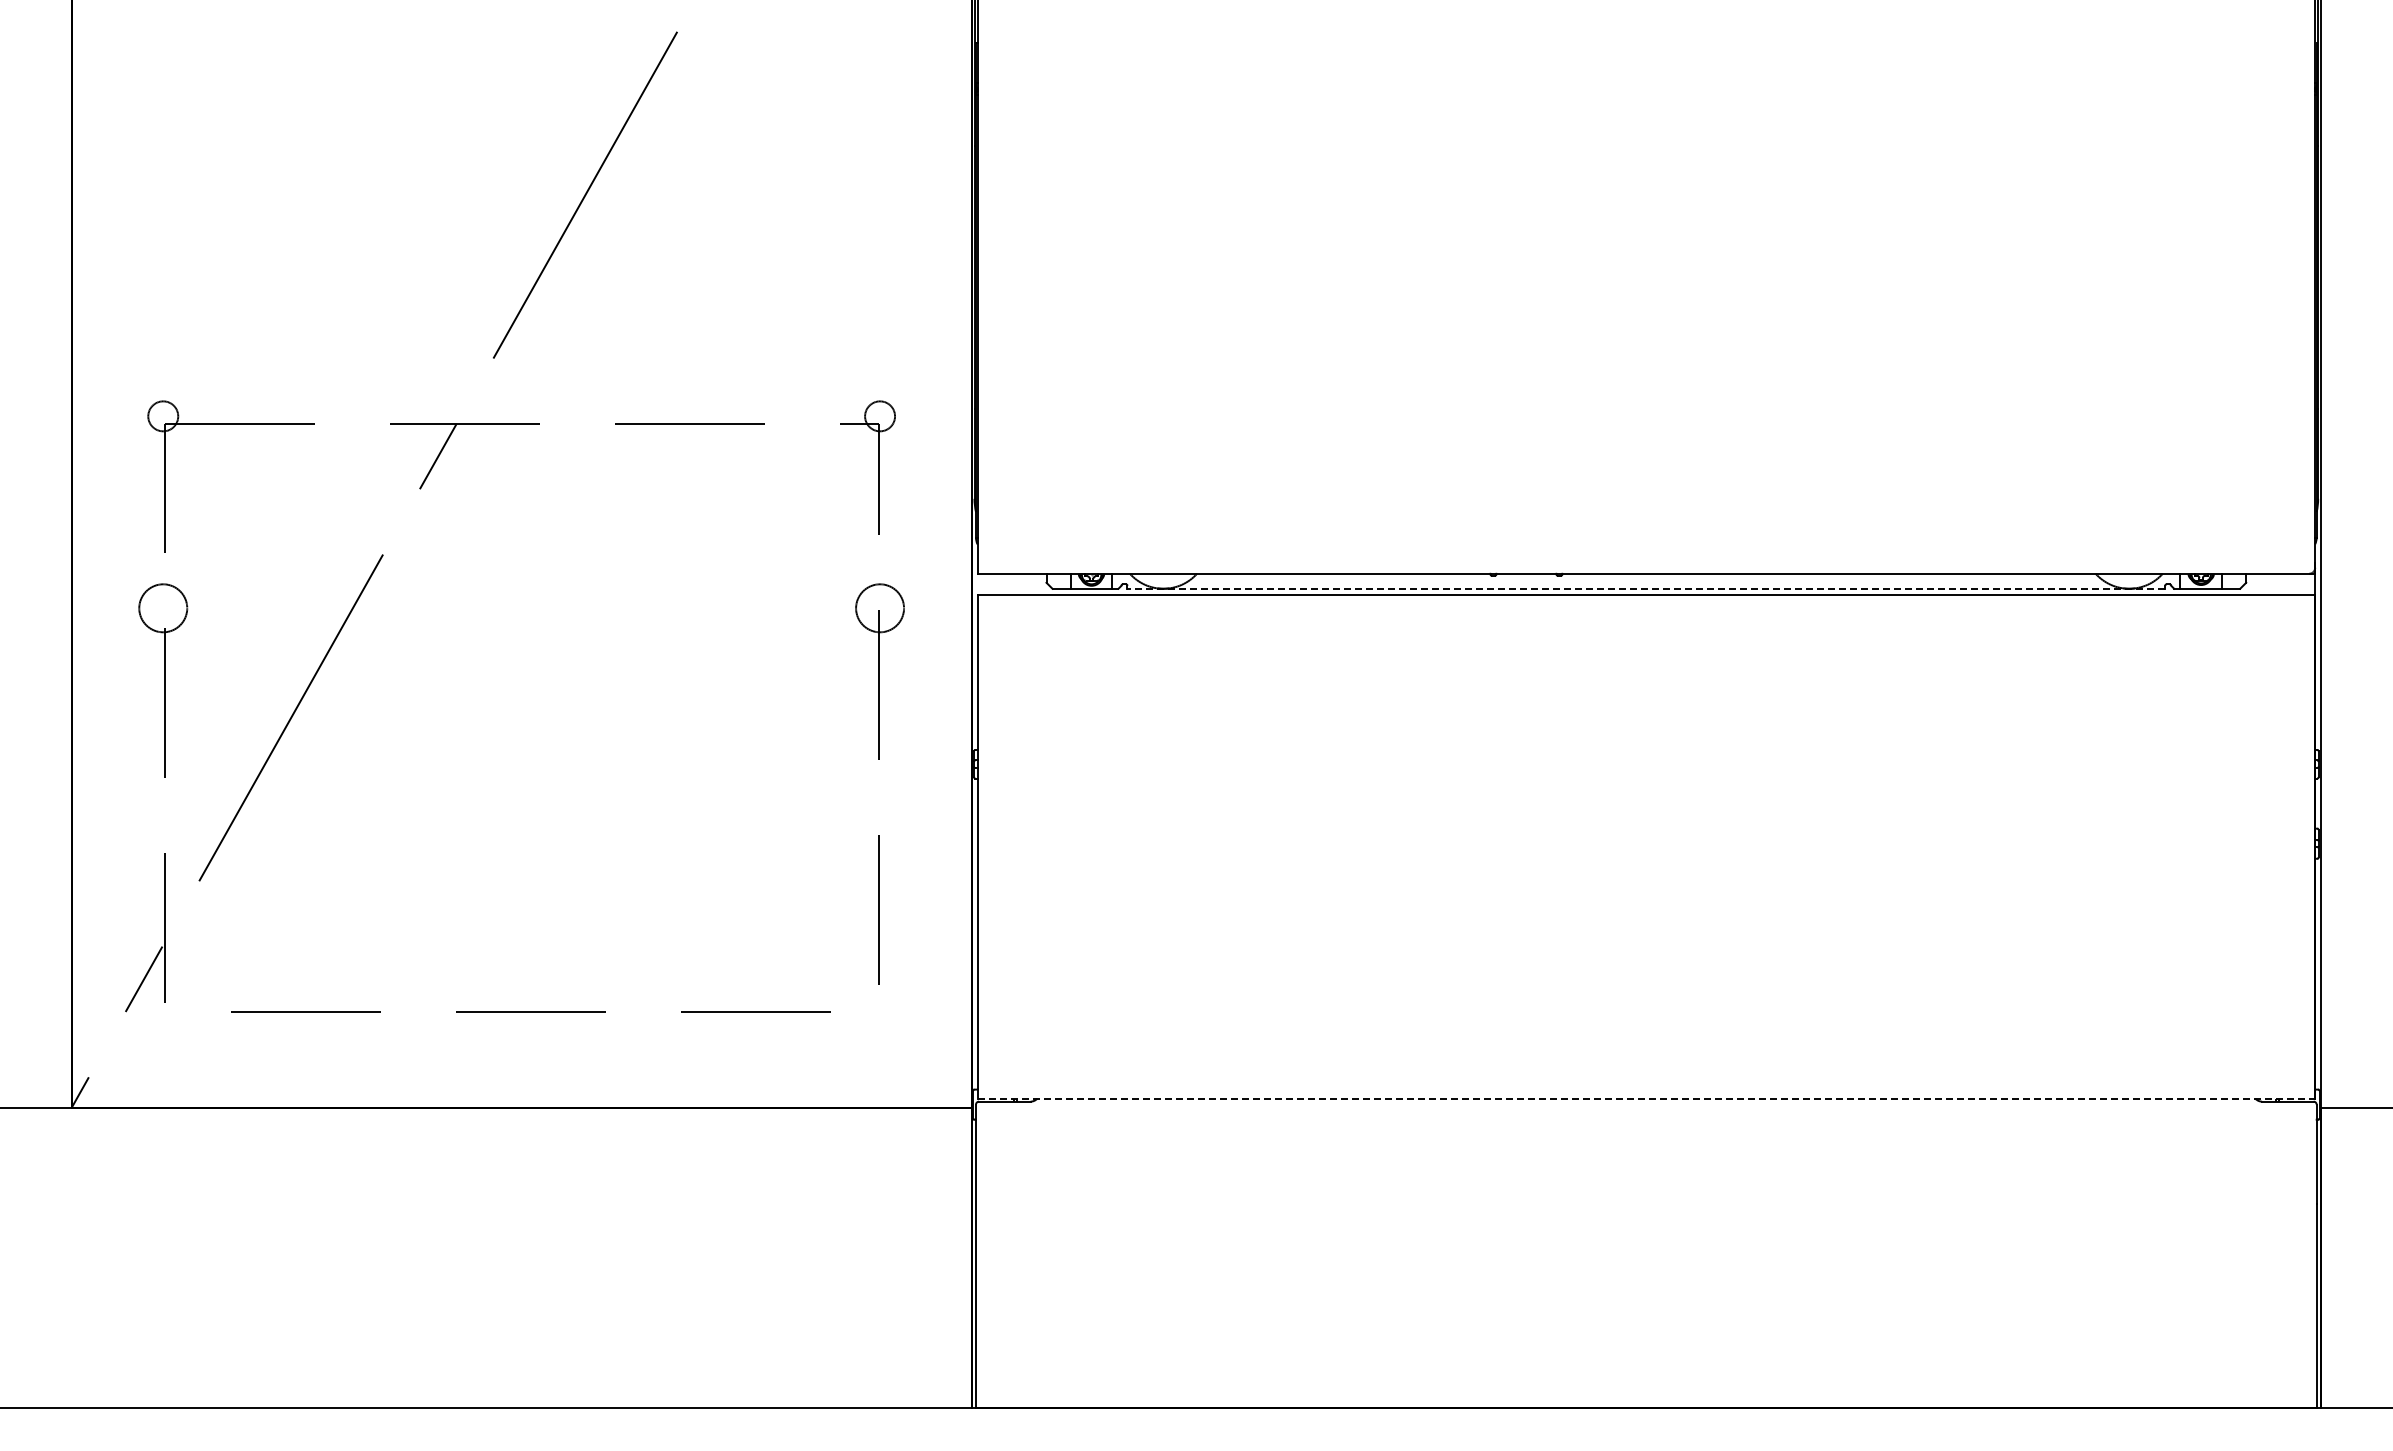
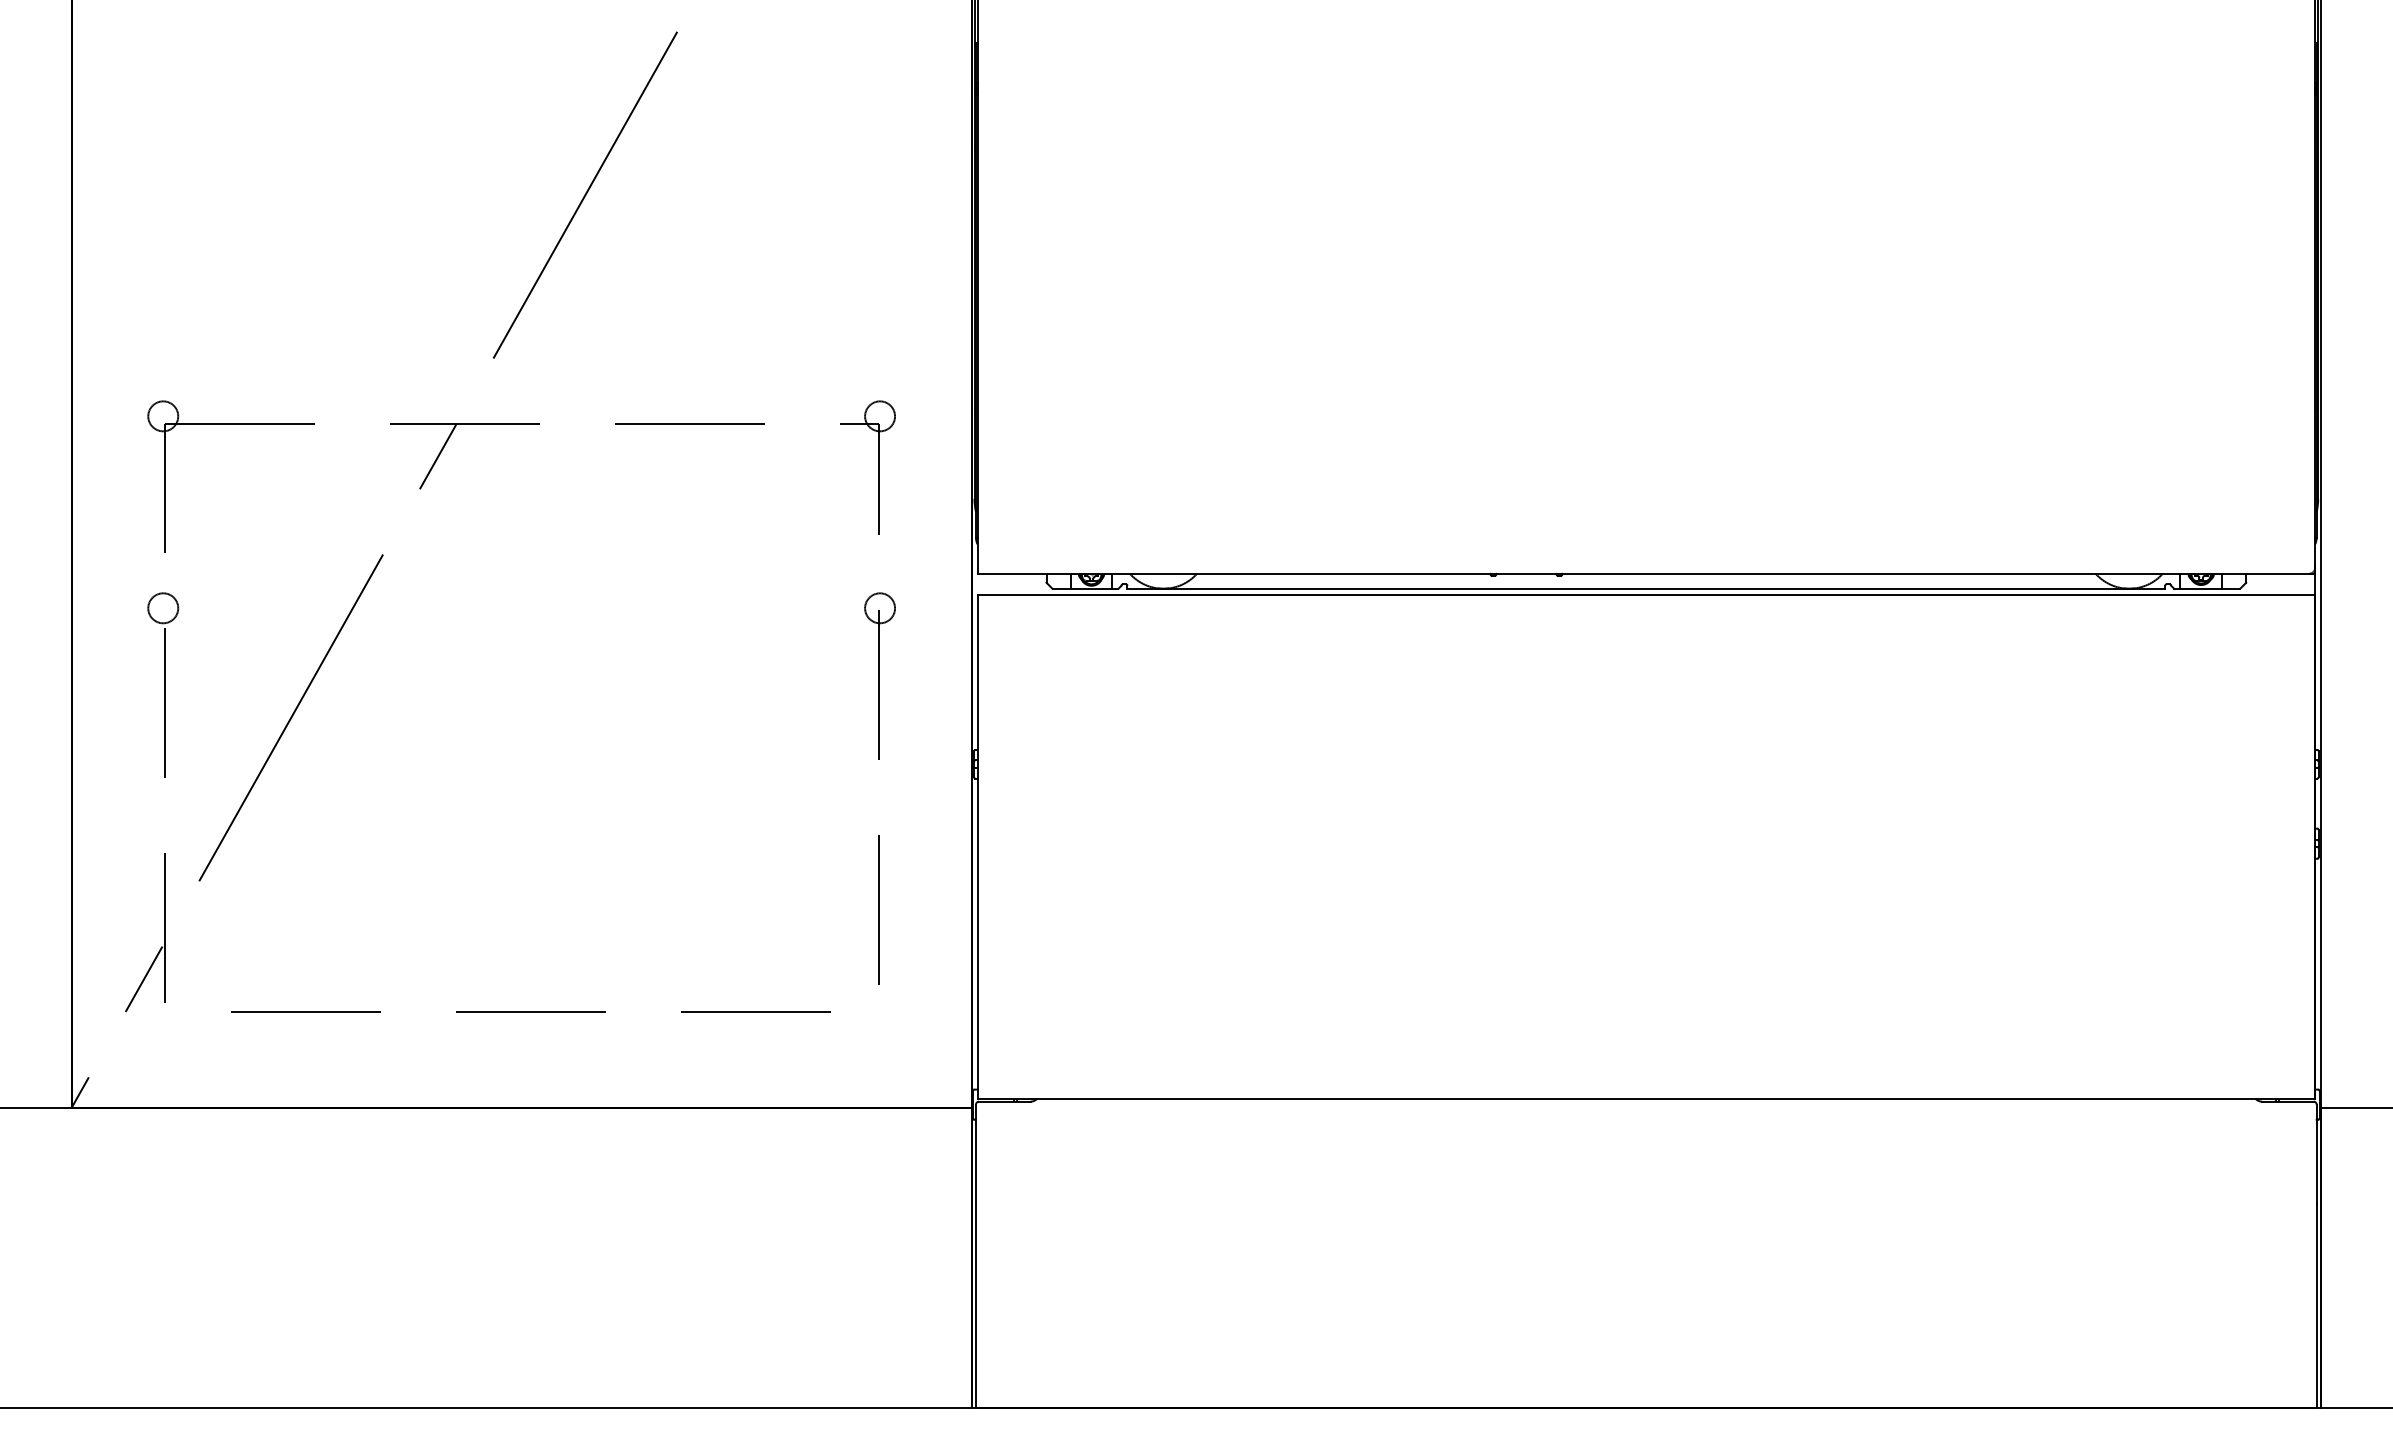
line: dashed -> solid (1646, 588)
circle diameter: 48 px -> 30 px (163, 608)
circle diameter: 48 px -> 30 px (880, 608)
line: dashed -> solid (1646, 1098)
